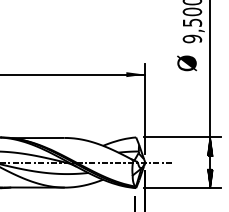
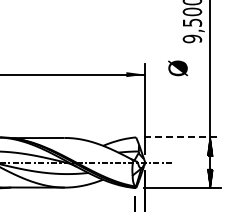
text position: (187, 63) -> (178, 68) (178, 68)
line: solid -> dashed (182, 137)
